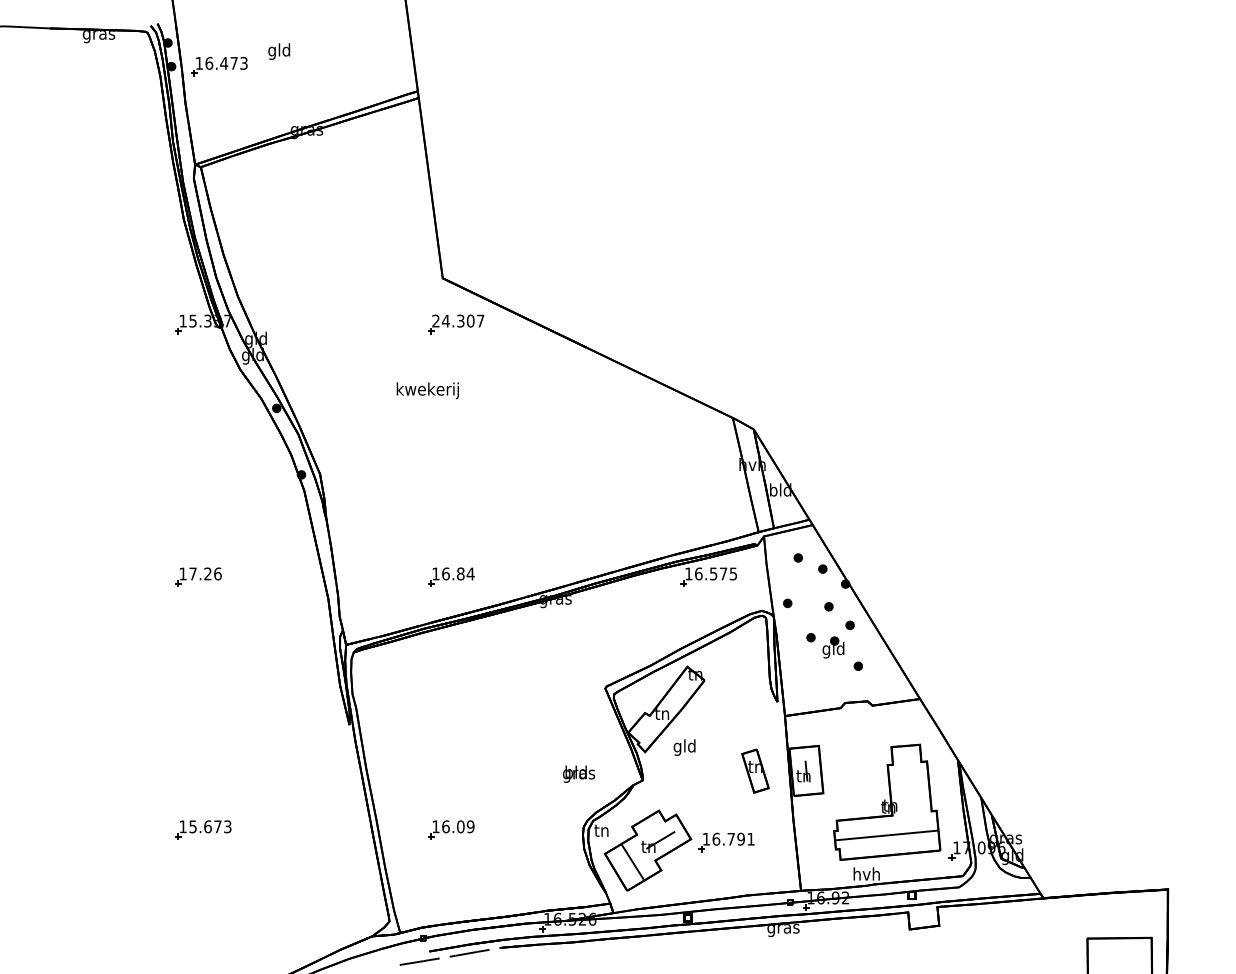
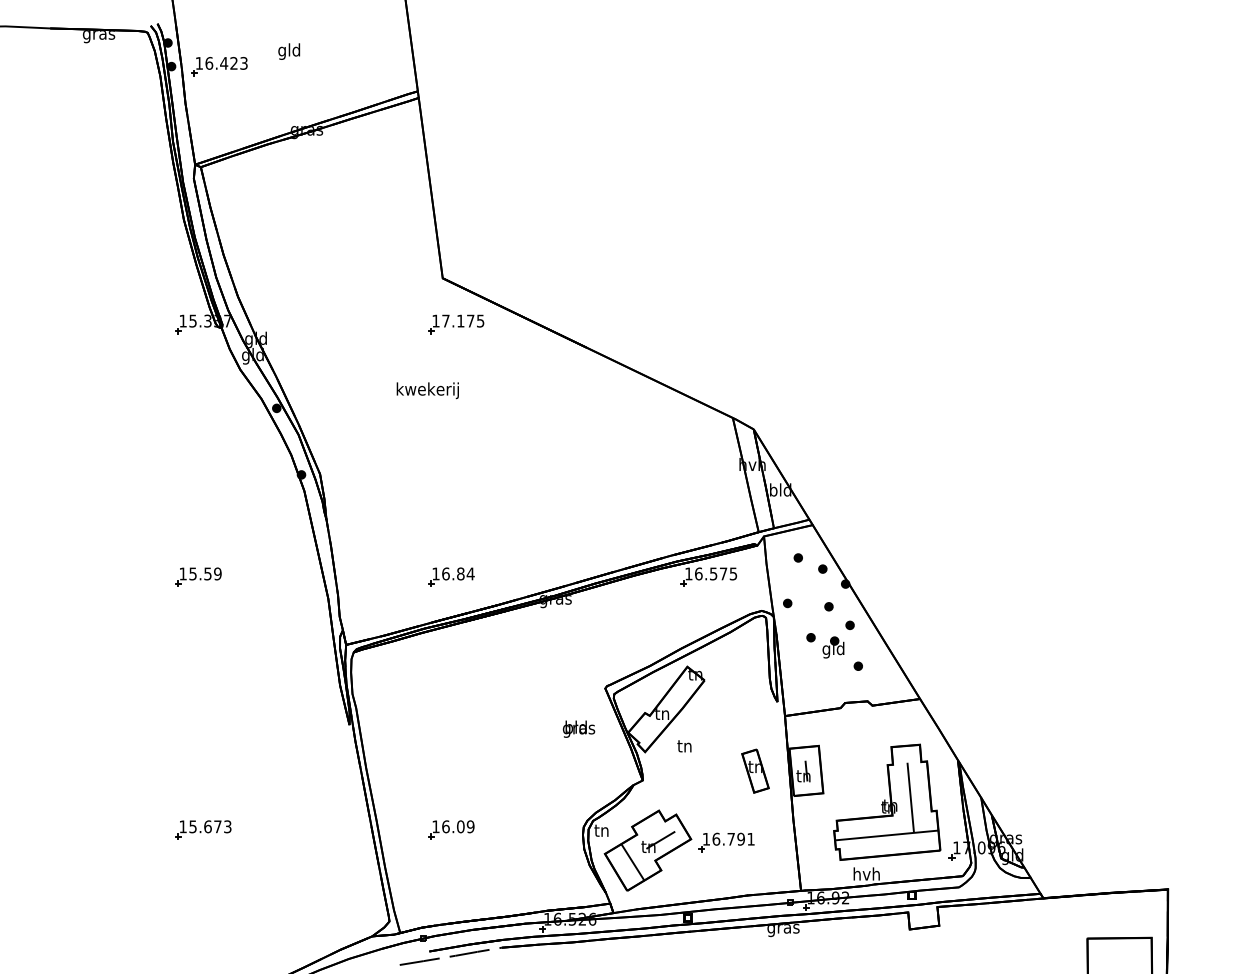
text position: (279, 51) -> (289, 51) (289, 51)
text: 16.473 -> 16.423 (233, 63)
text: 24.307 -> 17.175 (458, 320)
text: 17.26 -> 15.59 (205, 573)
text: gld -> tn (684, 747)
text position: (578, 773) -> (578, 728) (578, 728)
line: none -> present (910, 797)
